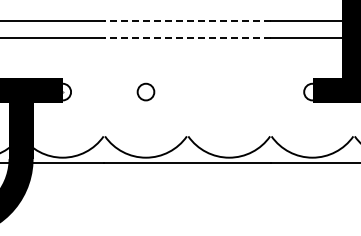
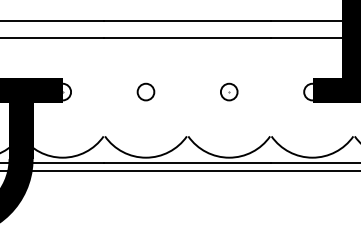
line: dashed -> solid (187, 21)
line: dashed -> solid (187, 37)
part: none -> present (229, 91)
line: none -> present (179, 171)
